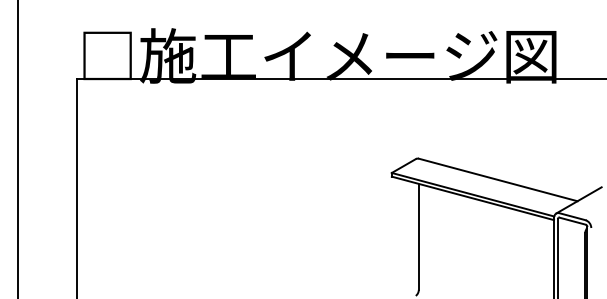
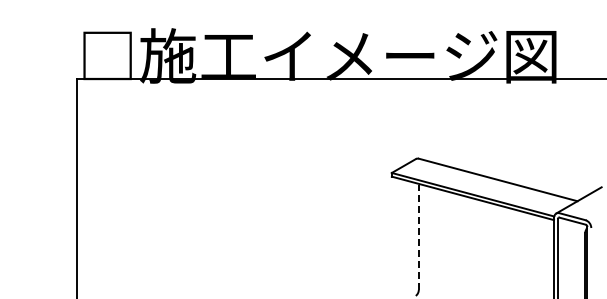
line: present -> none (18, 148)
line: solid -> dashed (418, 237)
